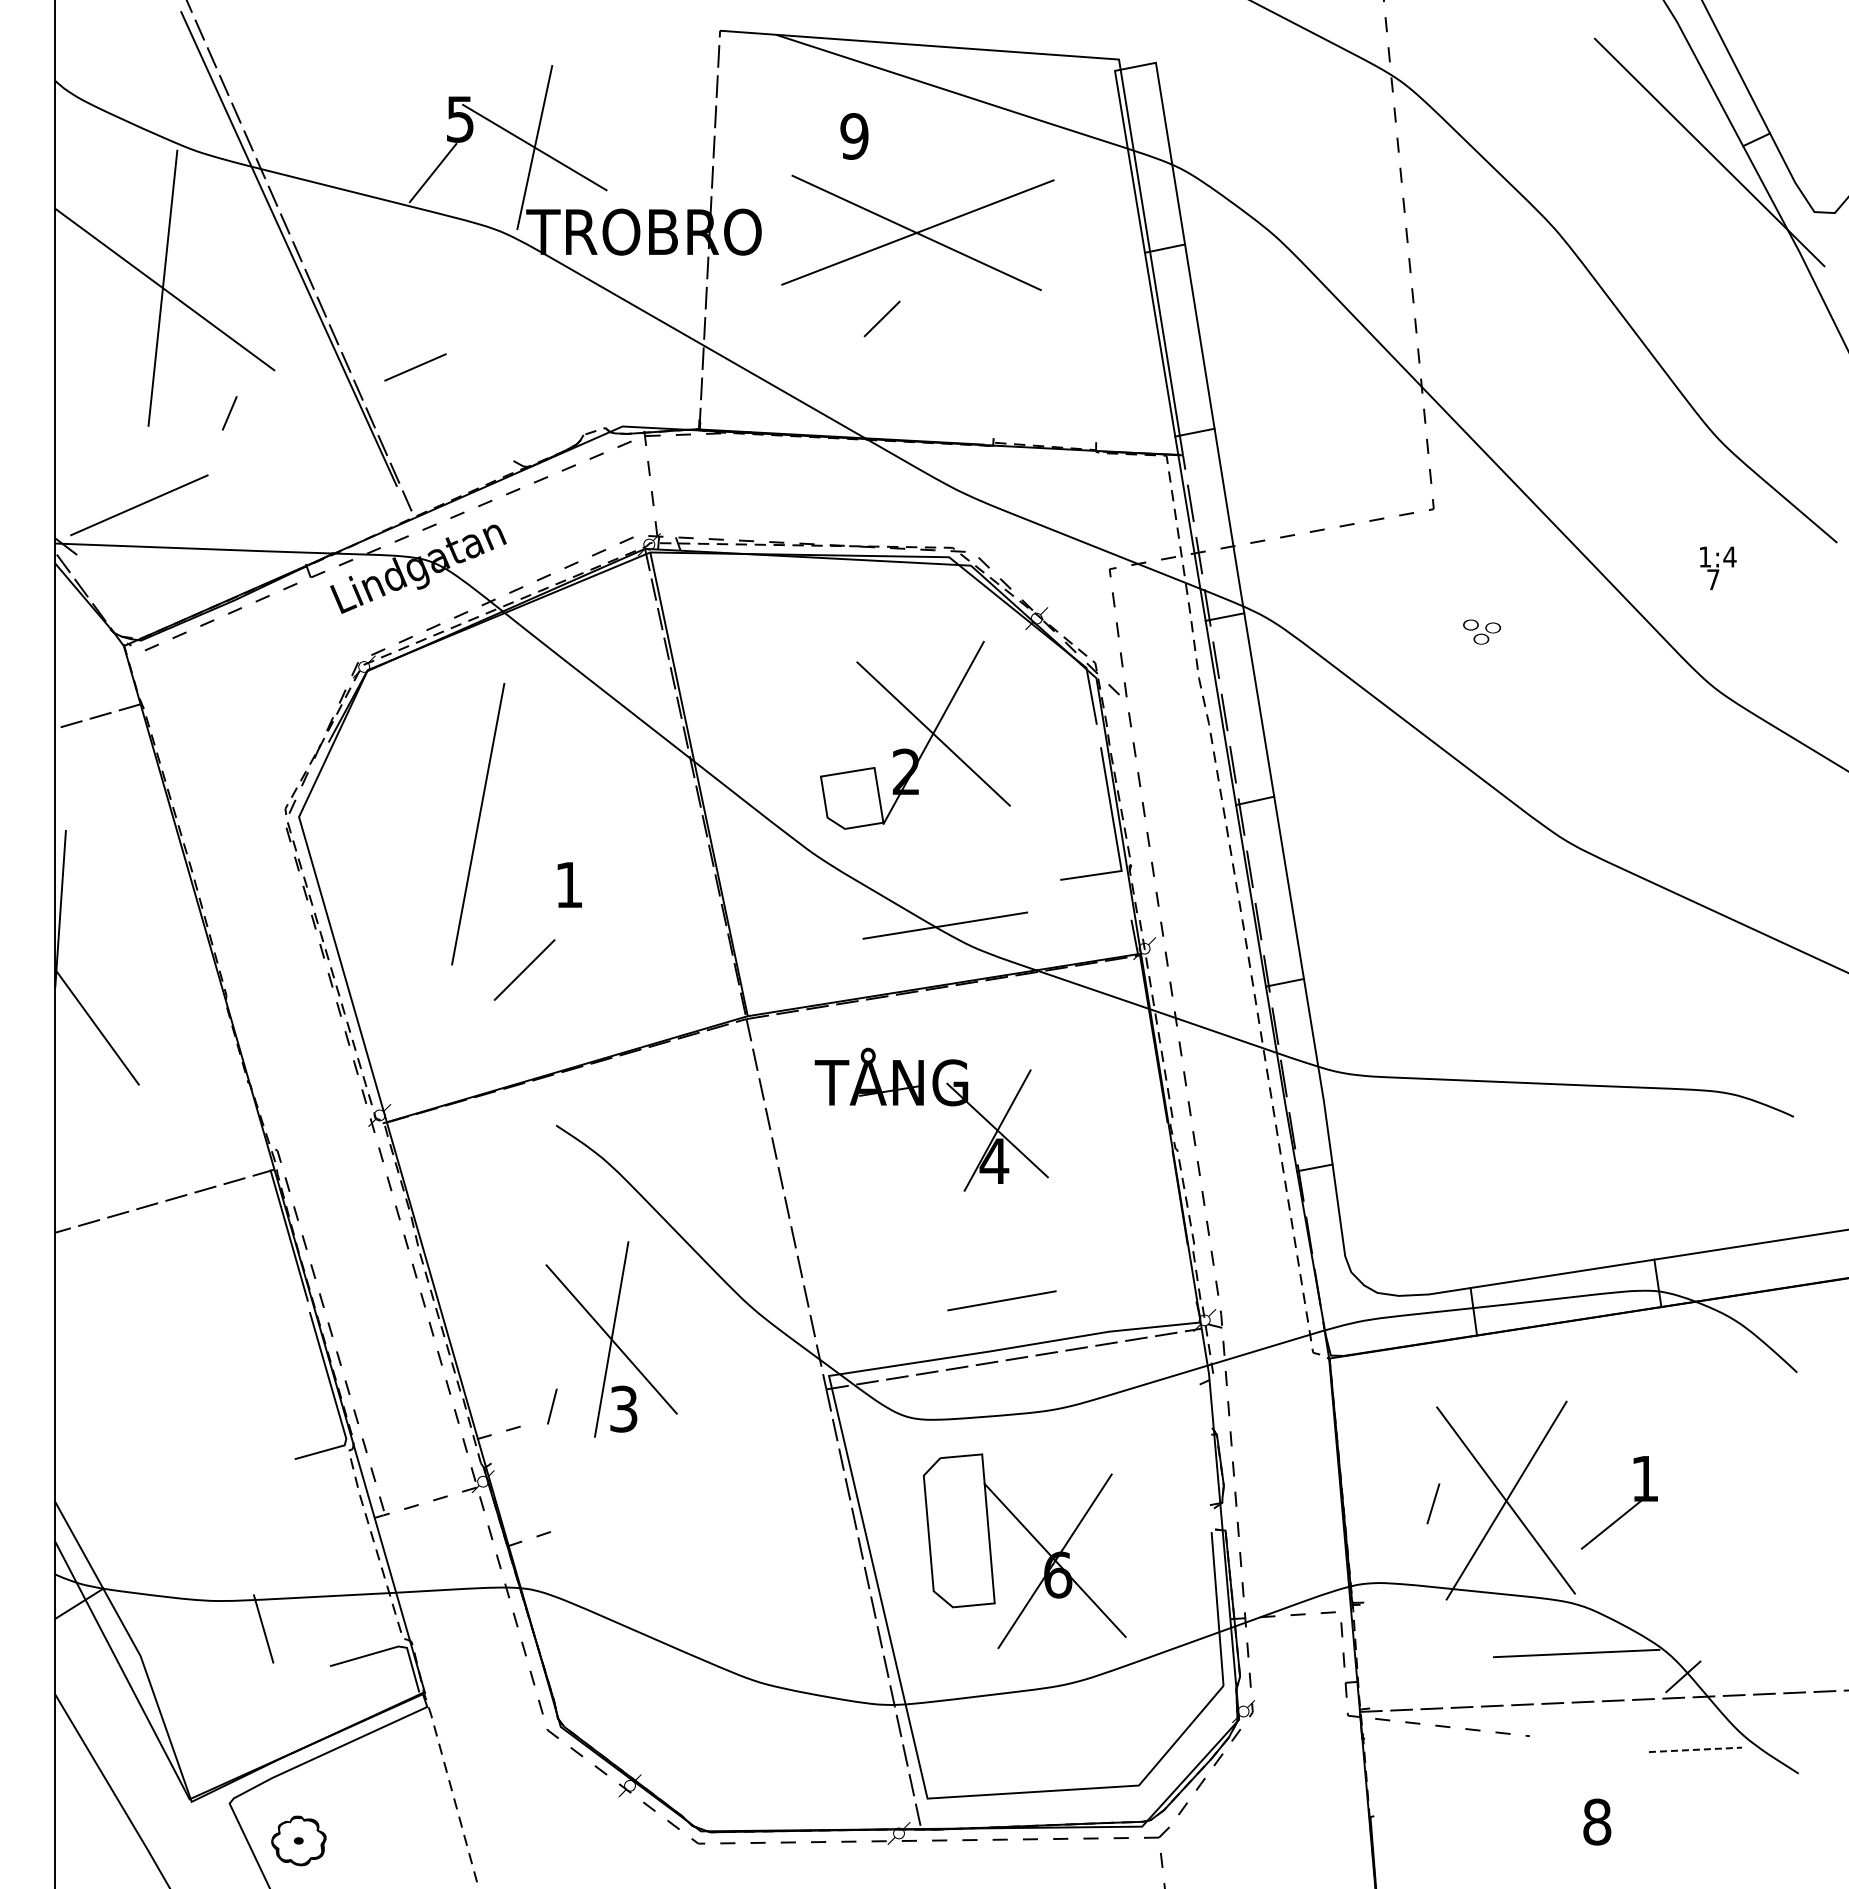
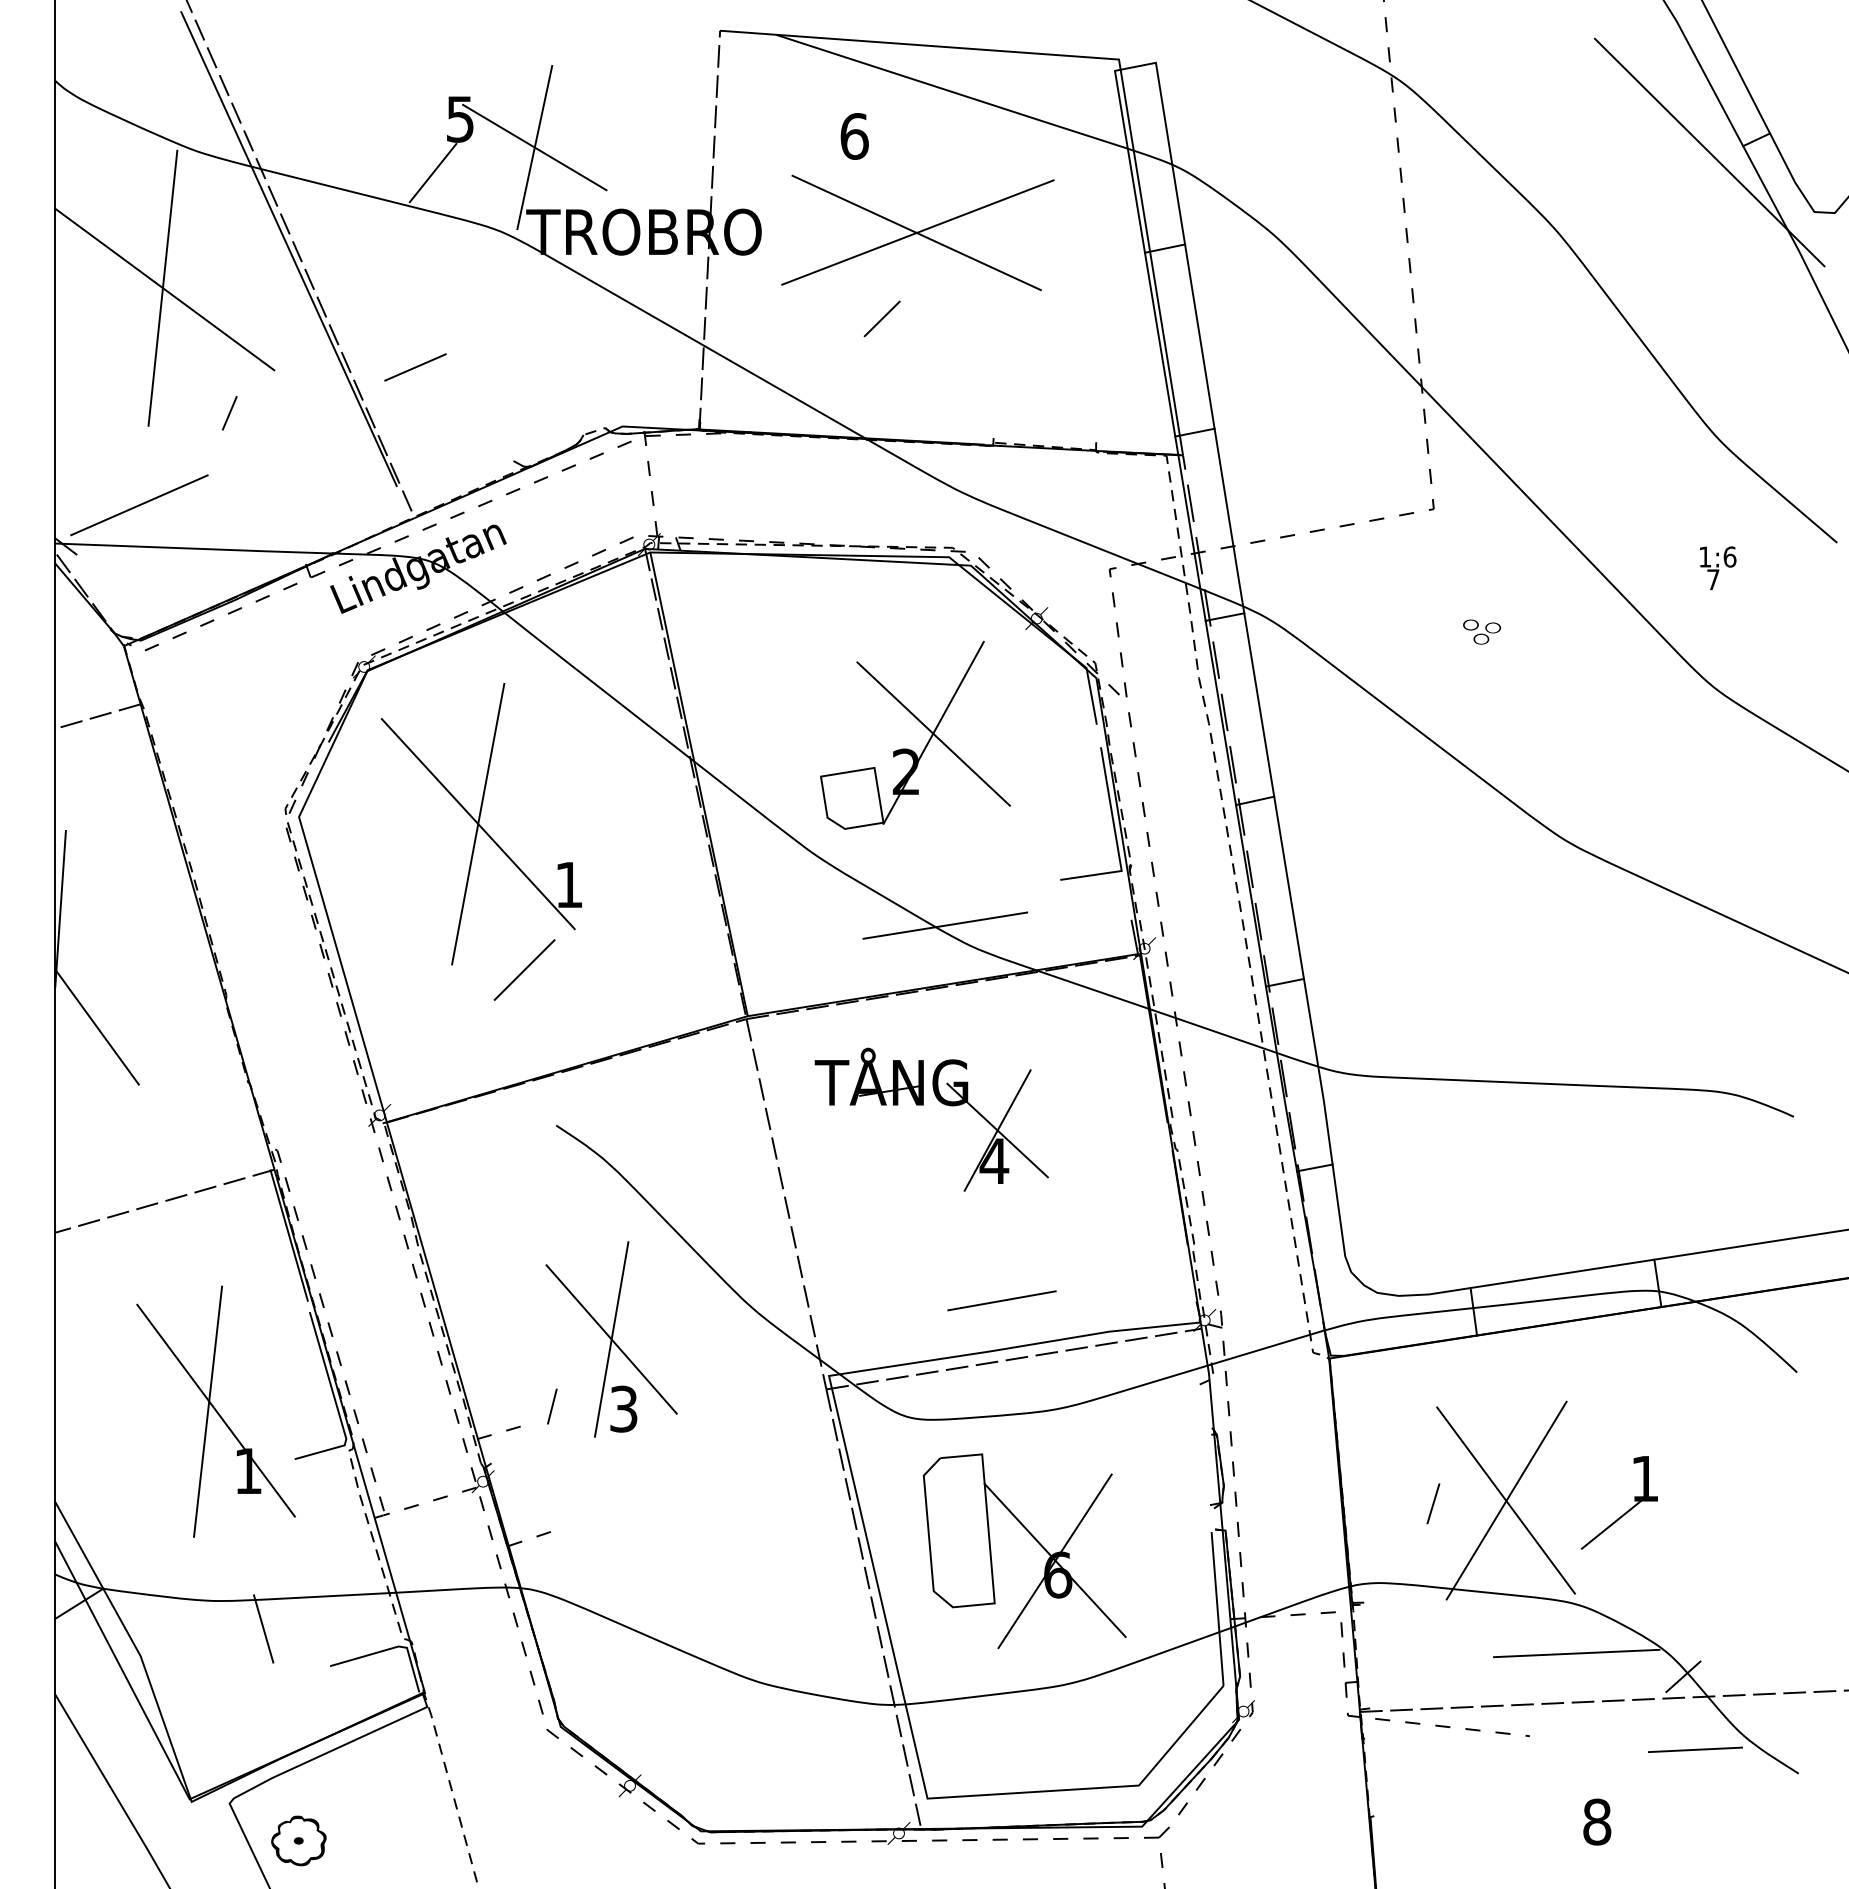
text: 9 -> 6 (854, 136)
text: 1:4 -> 1:6 (1729, 556)
line: none -> present (477, 824)
part: none -> present (215, 1411)
line: dashed -> solid (1695, 1749)
